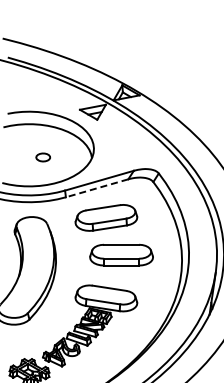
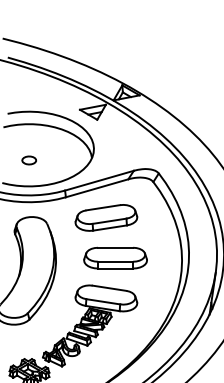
part position: (42, 157) -> (28, 160) (28, 160)
line: dashed -> solid (96, 188)
part position: (121, 254) -> (115, 257) (115, 257)
